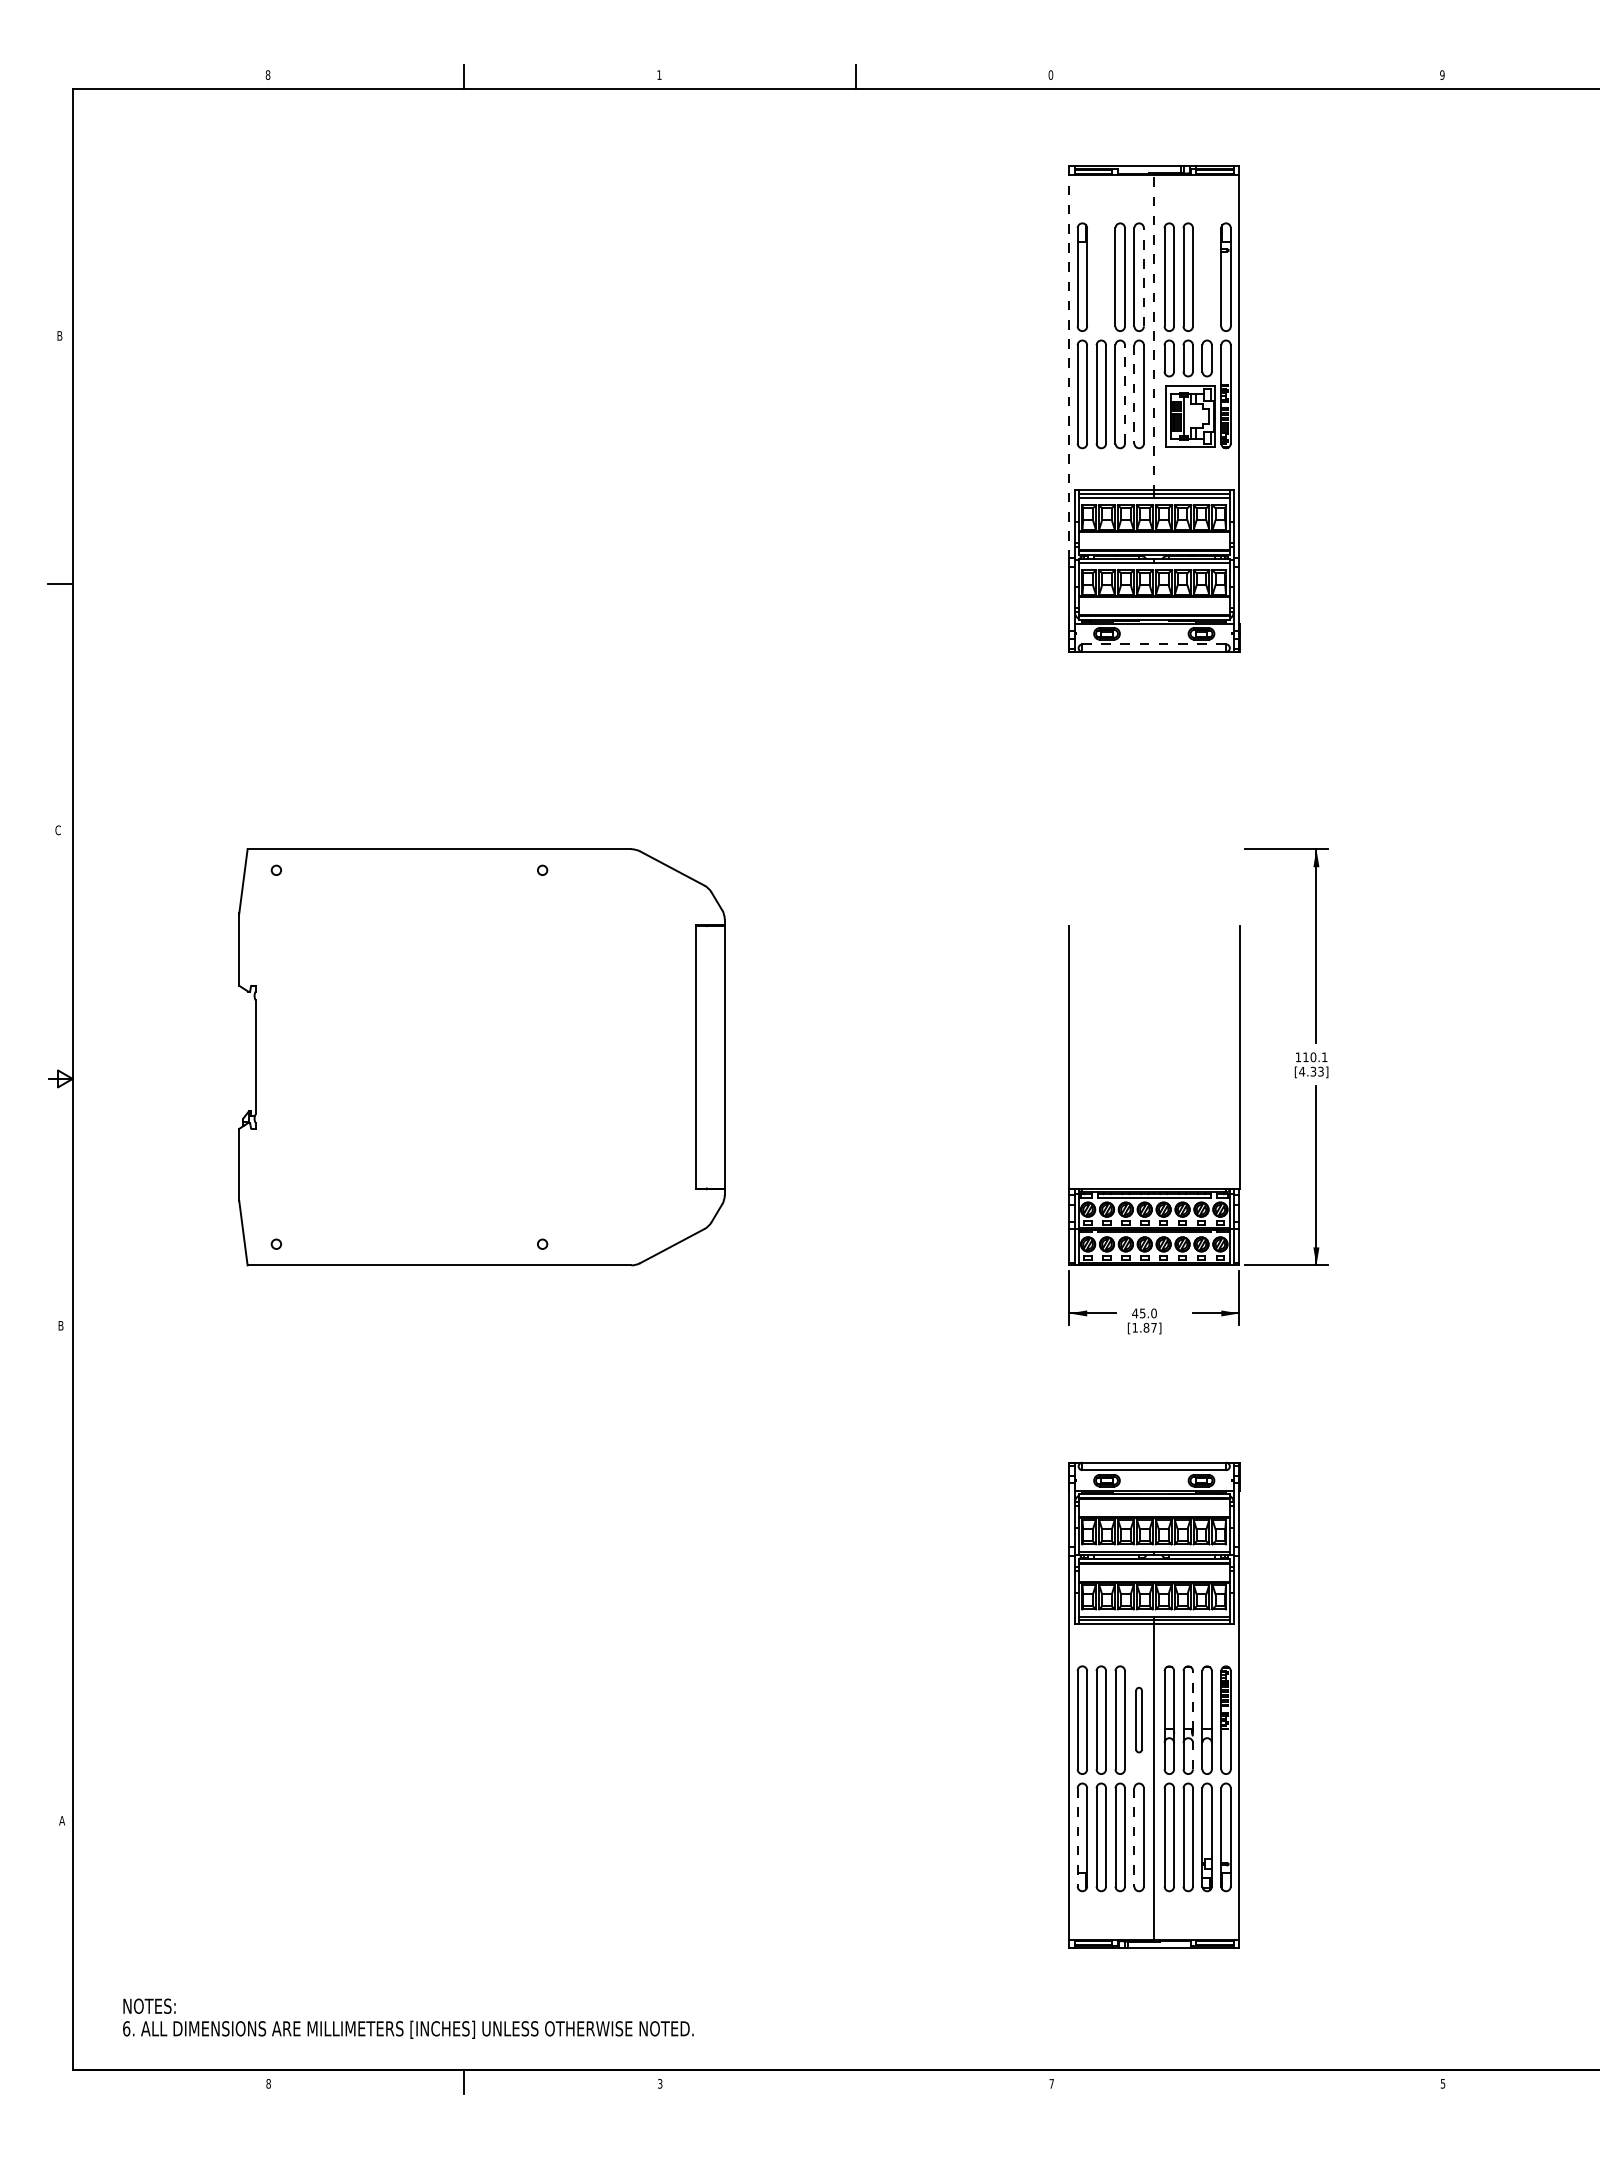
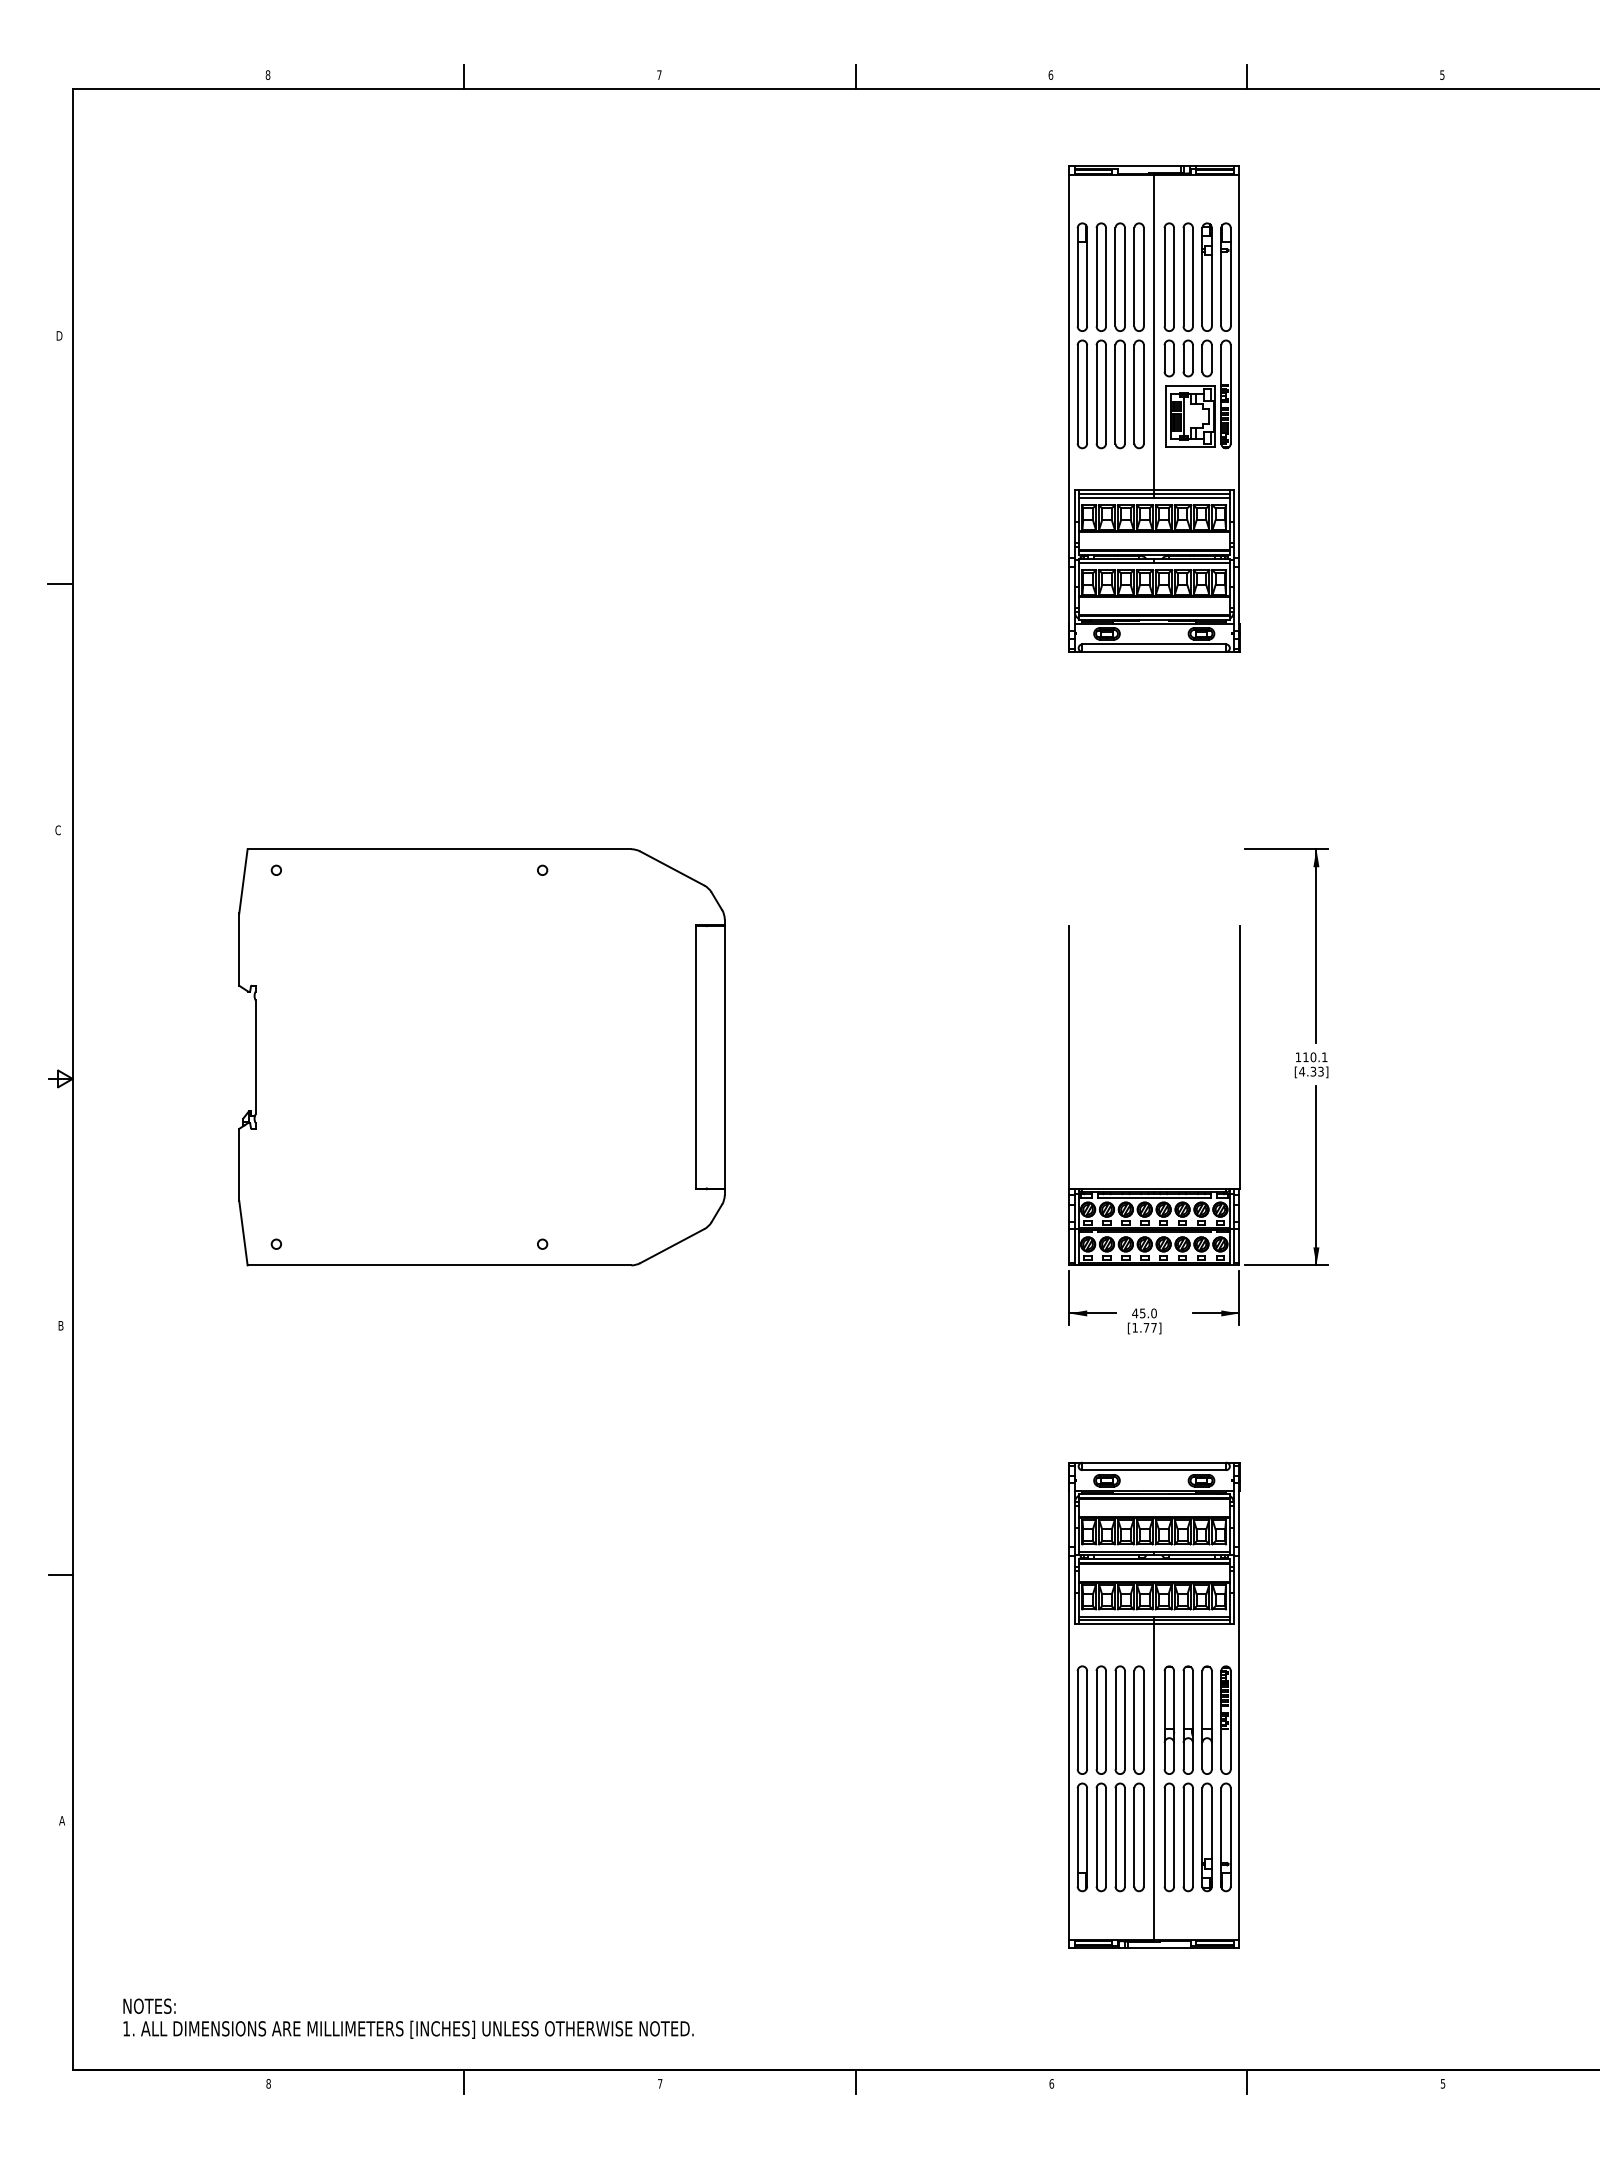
text: 1 -> 7 (659, 74)
text: 0 -> 6 (1050, 74)
text: 9 -> 5 (1442, 74)
line: none -> present (1247, 76)
part: none -> present (1100, 276)
line: dashed -> solid (1143, 276)
part: none -> present (1206, 276)
line: dashed -> solid (1154, 333)
text: B -> D (59, 335)
line: dashed -> solid (1069, 362)
line: dashed -> solid (1124, 393)
line: dashed -> solid (1134, 394)
line: dashed -> solid (1154, 644)
text: [1.87] -> [1.77] (1146, 1327)
line: none -> present (60, 1574)
part size: 8x68 px -> 12x110 px (1138, 1719)
line: dashed -> solid (1193, 1719)
line: dashed -> solid (1077, 1837)
line: dashed -> solid (1134, 1837)
text: 6. -> 1. (126, 2028)
line: none -> present (1247, 2081)
line: none -> present (855, 2082)
text: 3 -> 7 (660, 2083)
text: 7 -> 6 (1051, 2083)
